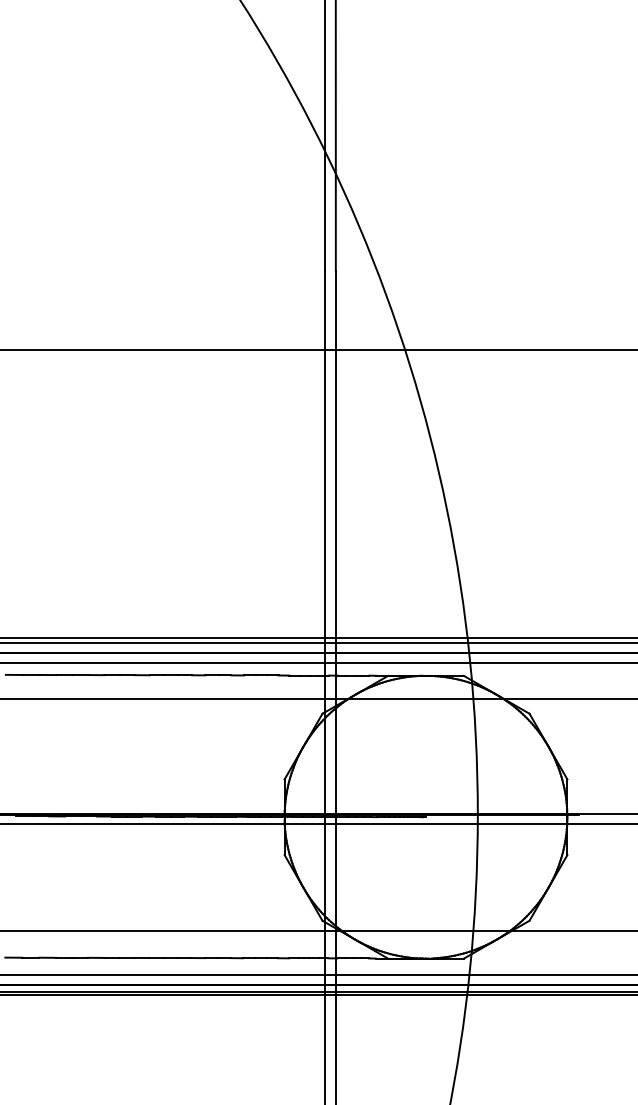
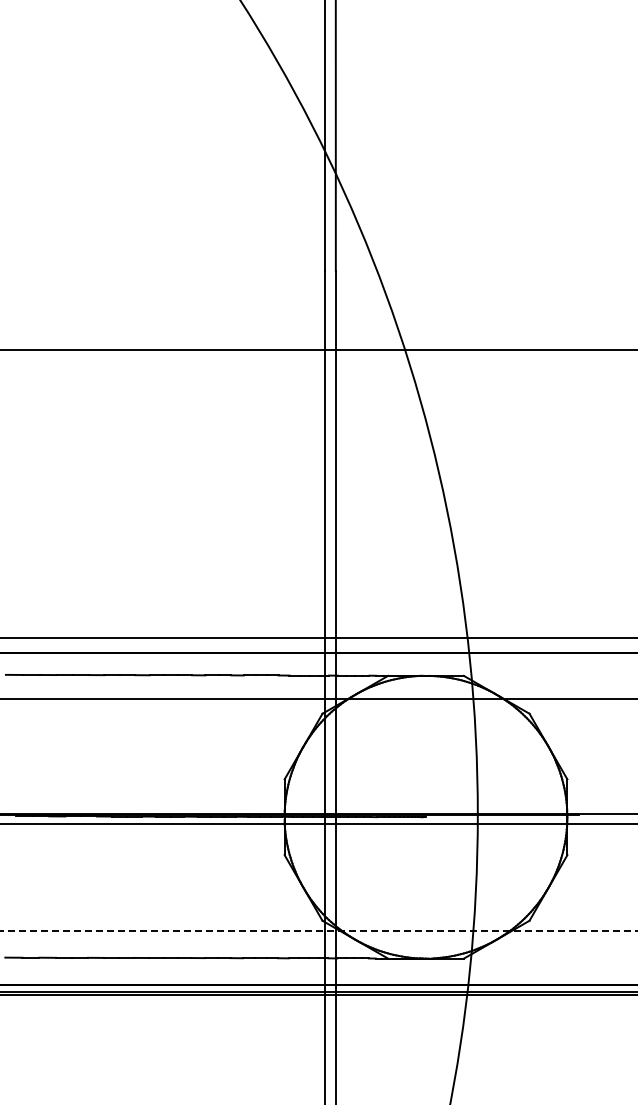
line: present -> none (318, 643)
line: present -> none (318, 662)
line: solid -> dashed (318, 931)
line: present -> none (318, 975)
